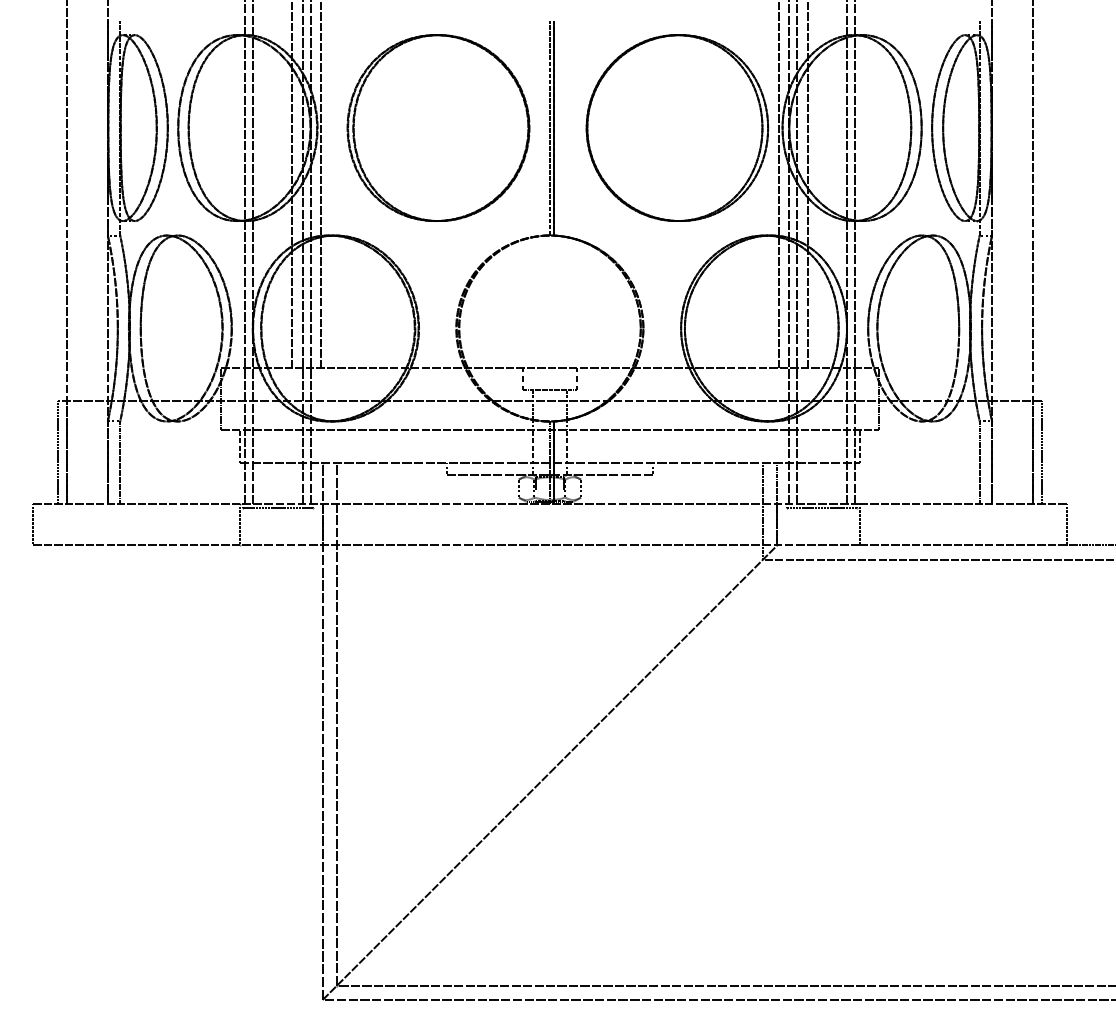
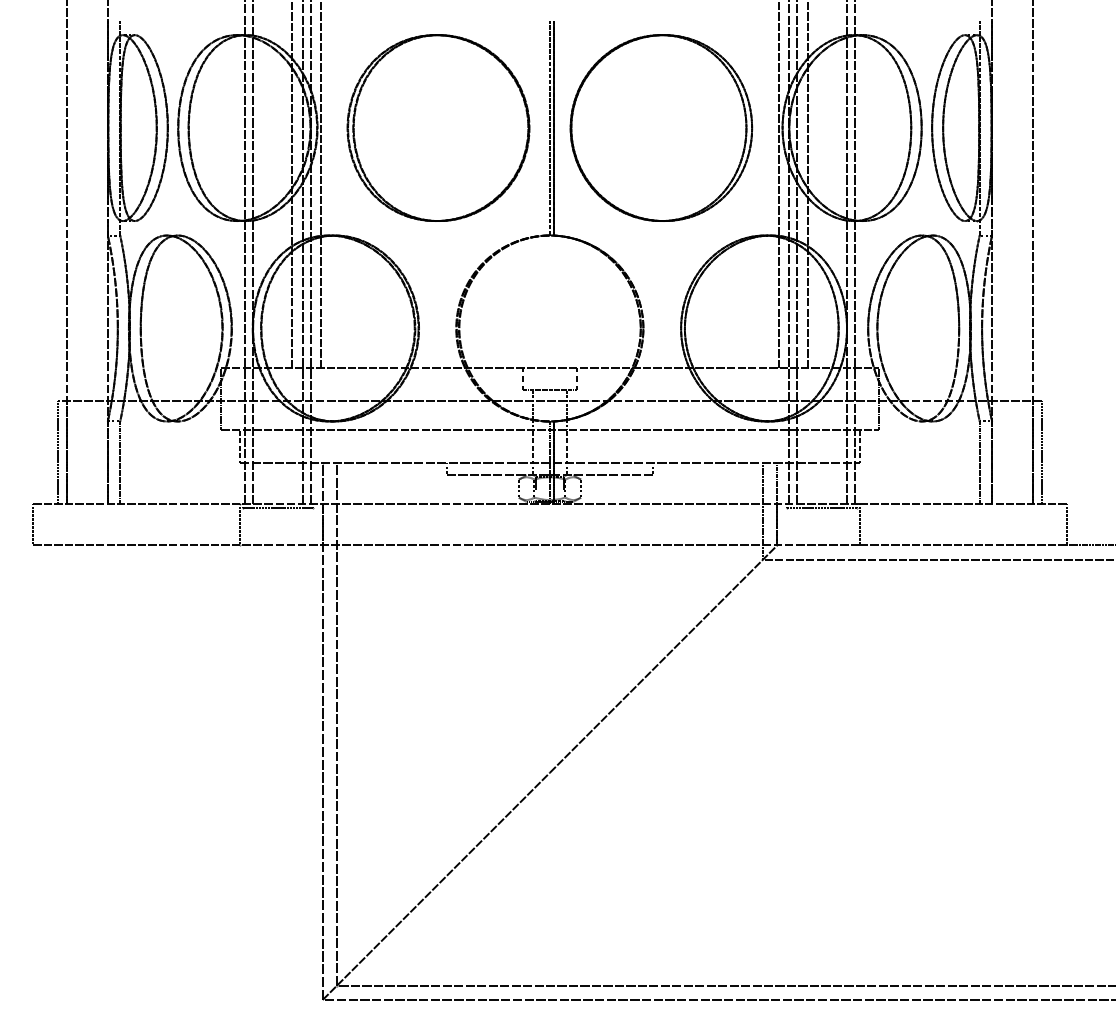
part position: (677, 127) -> (661, 127) (661, 127)
